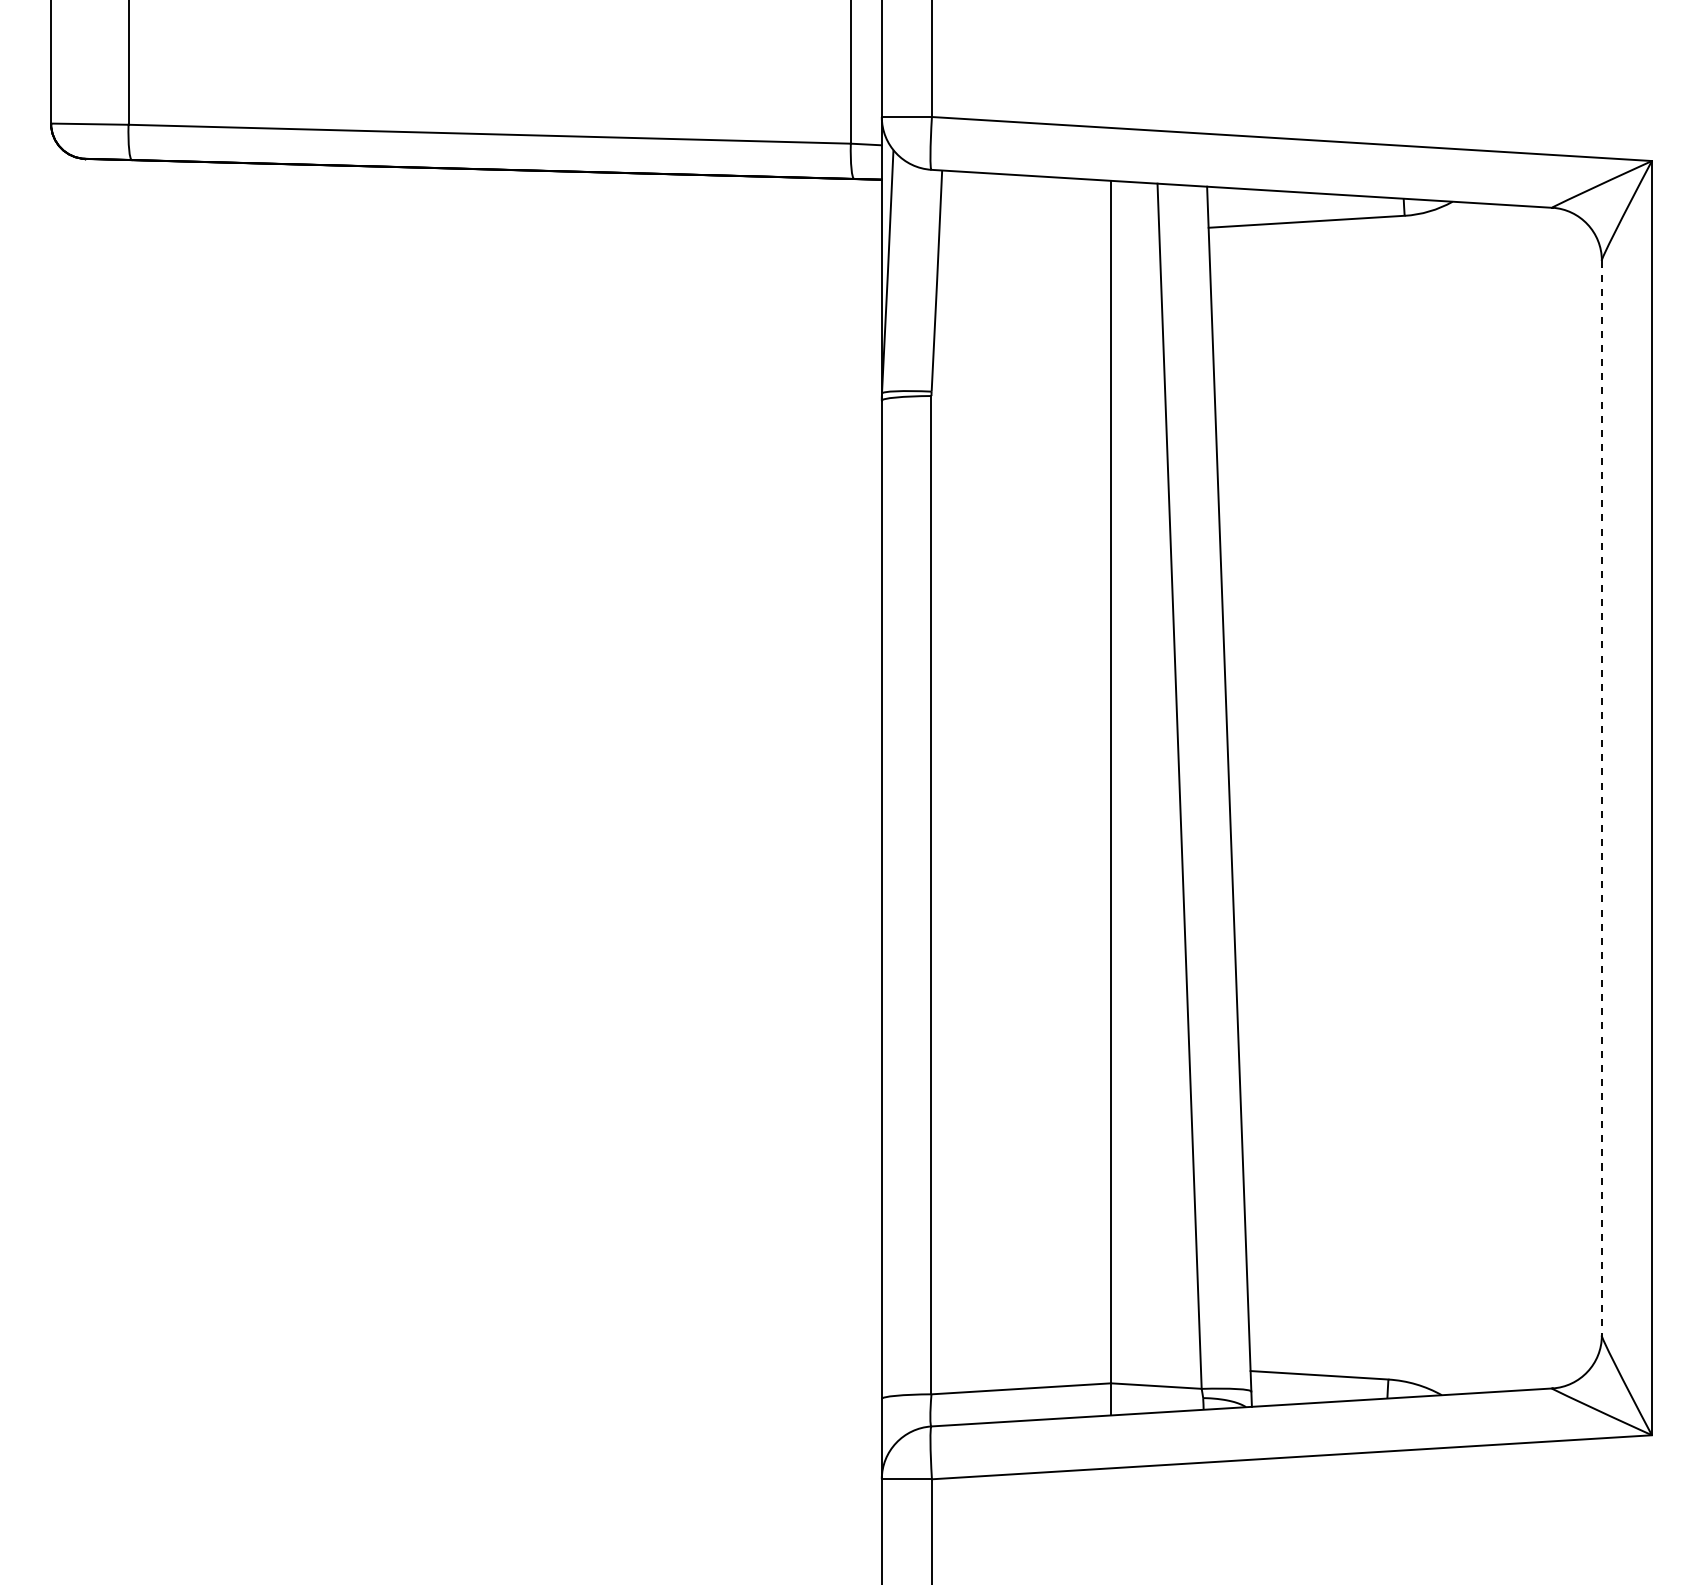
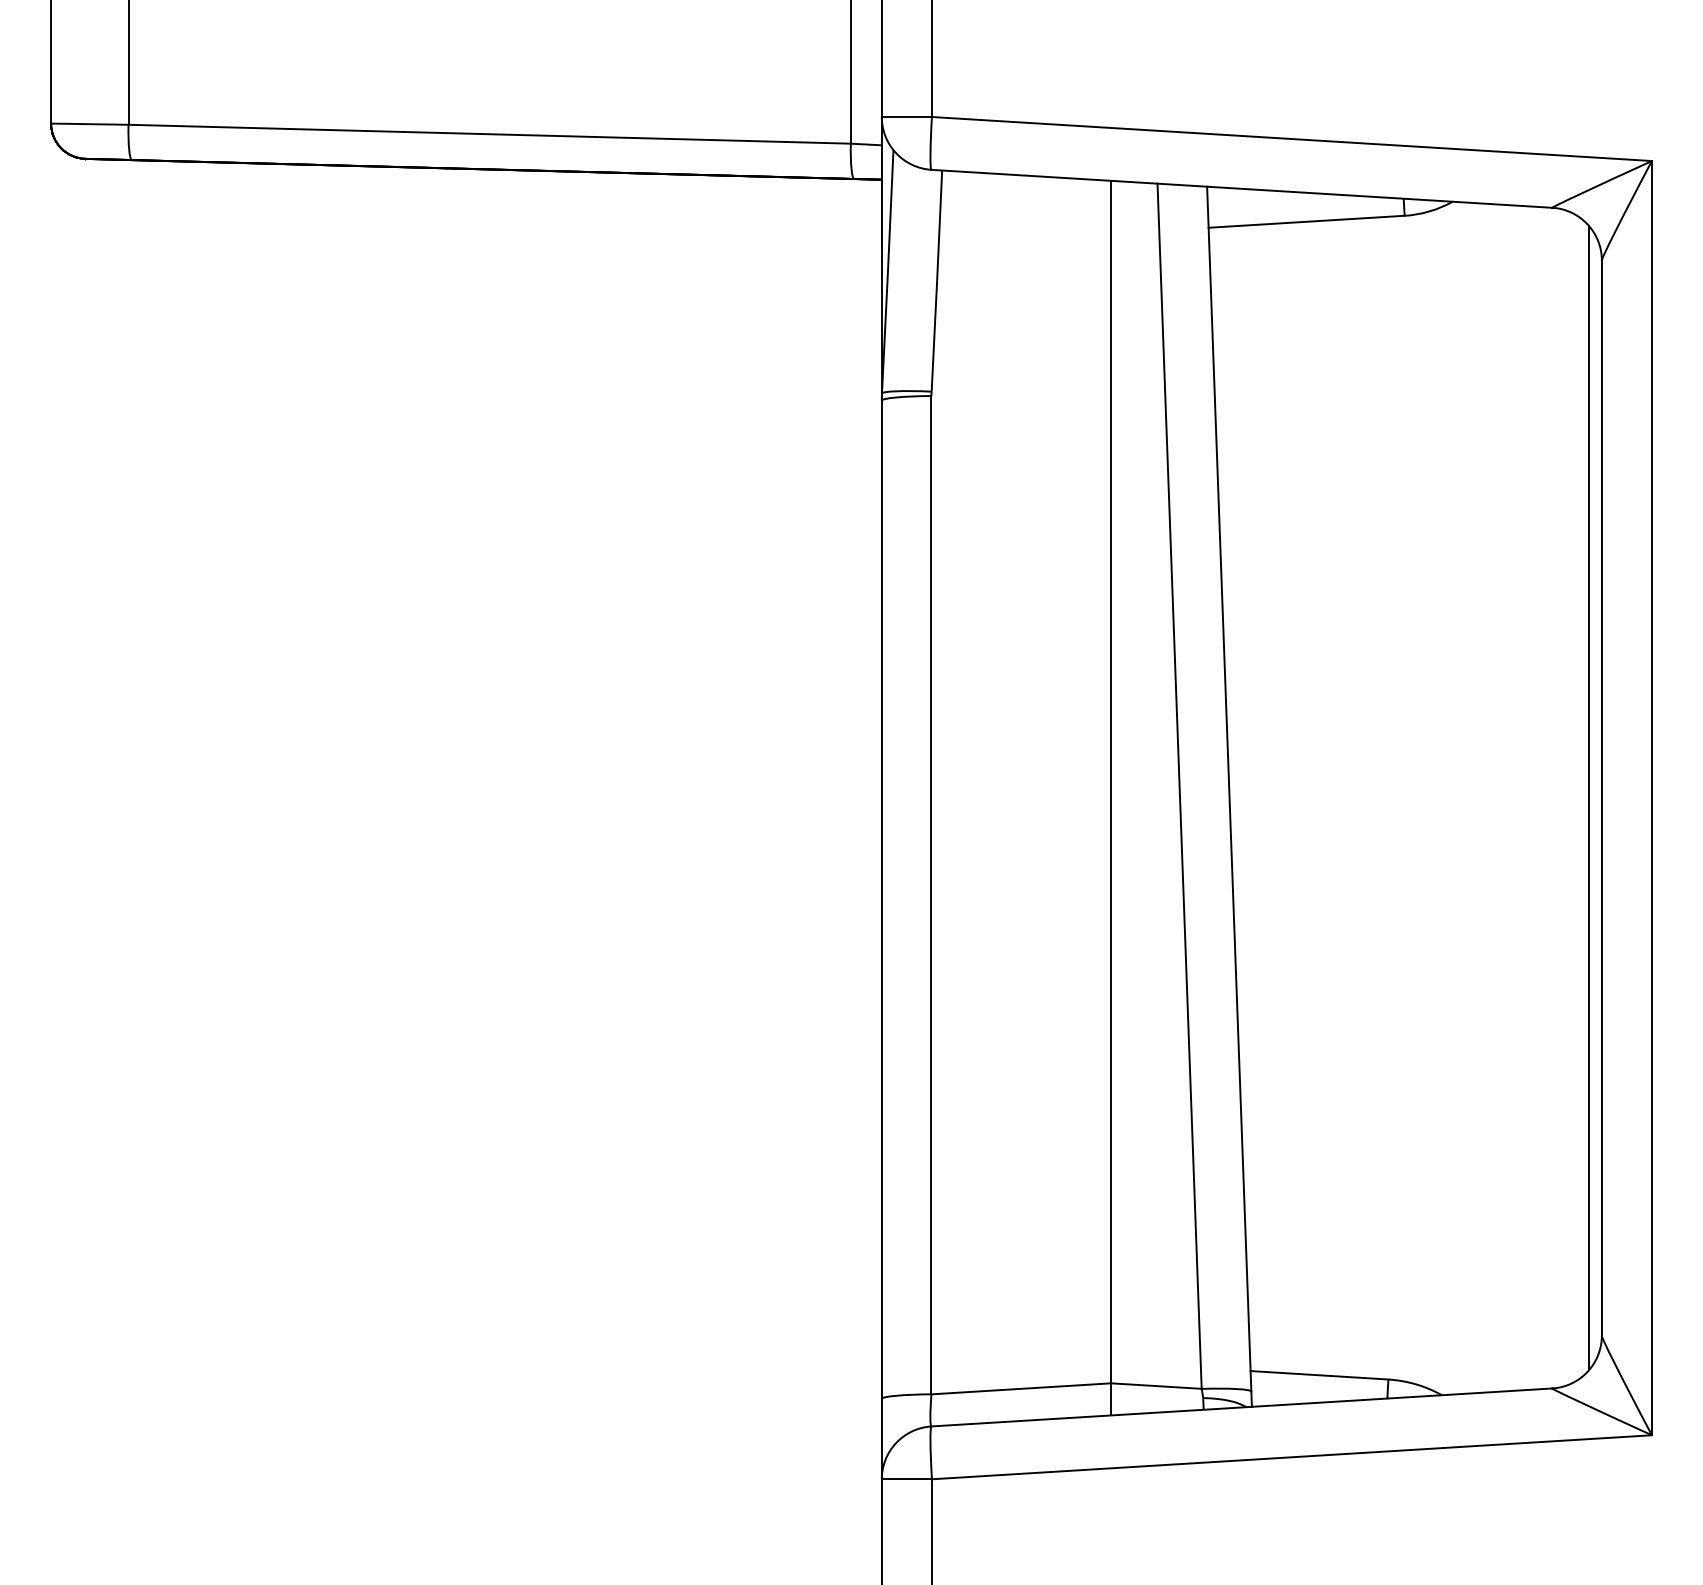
line: none -> present (1589, 798)
line: dashed -> solid (1601, 798)
